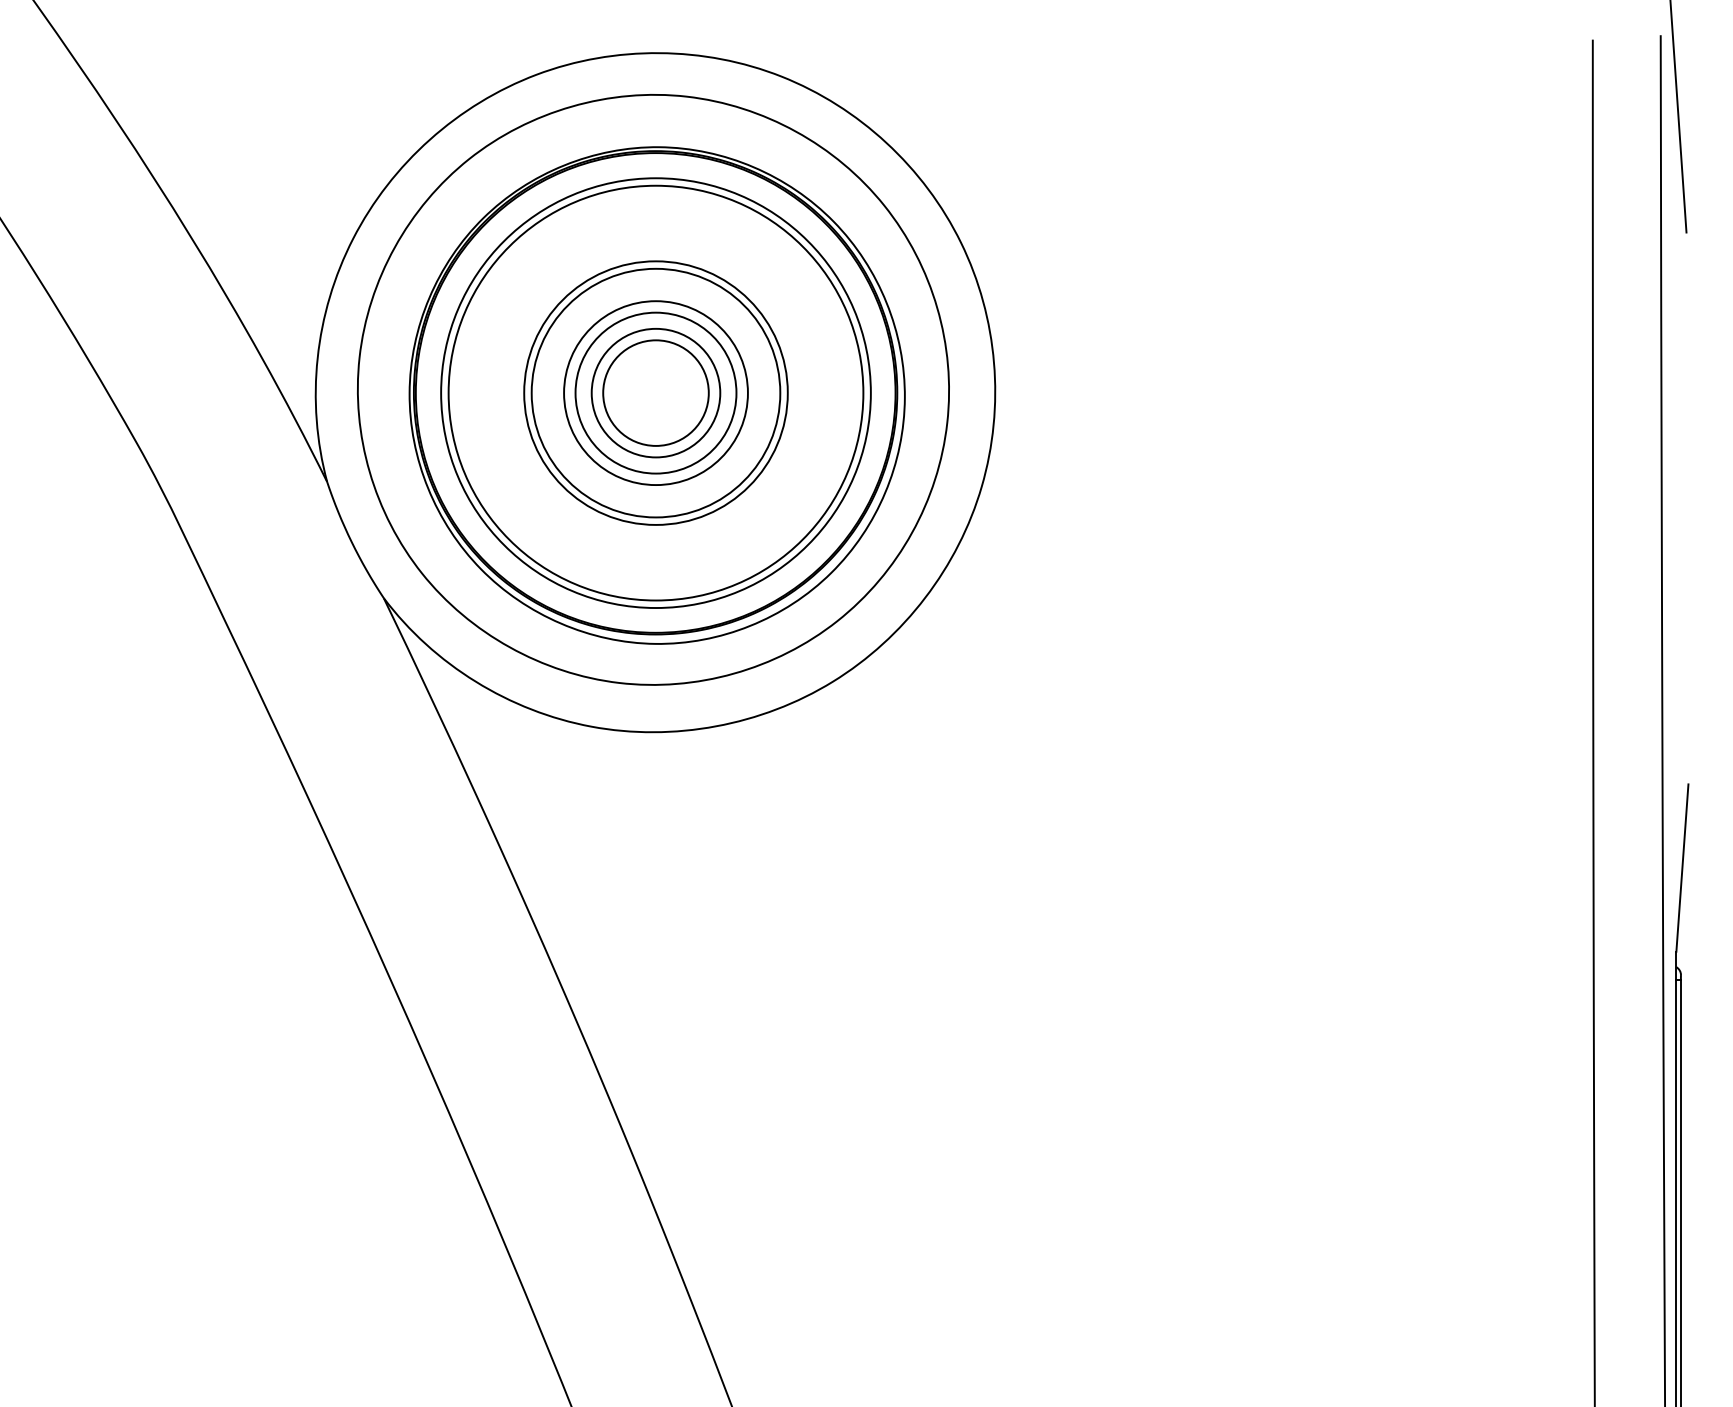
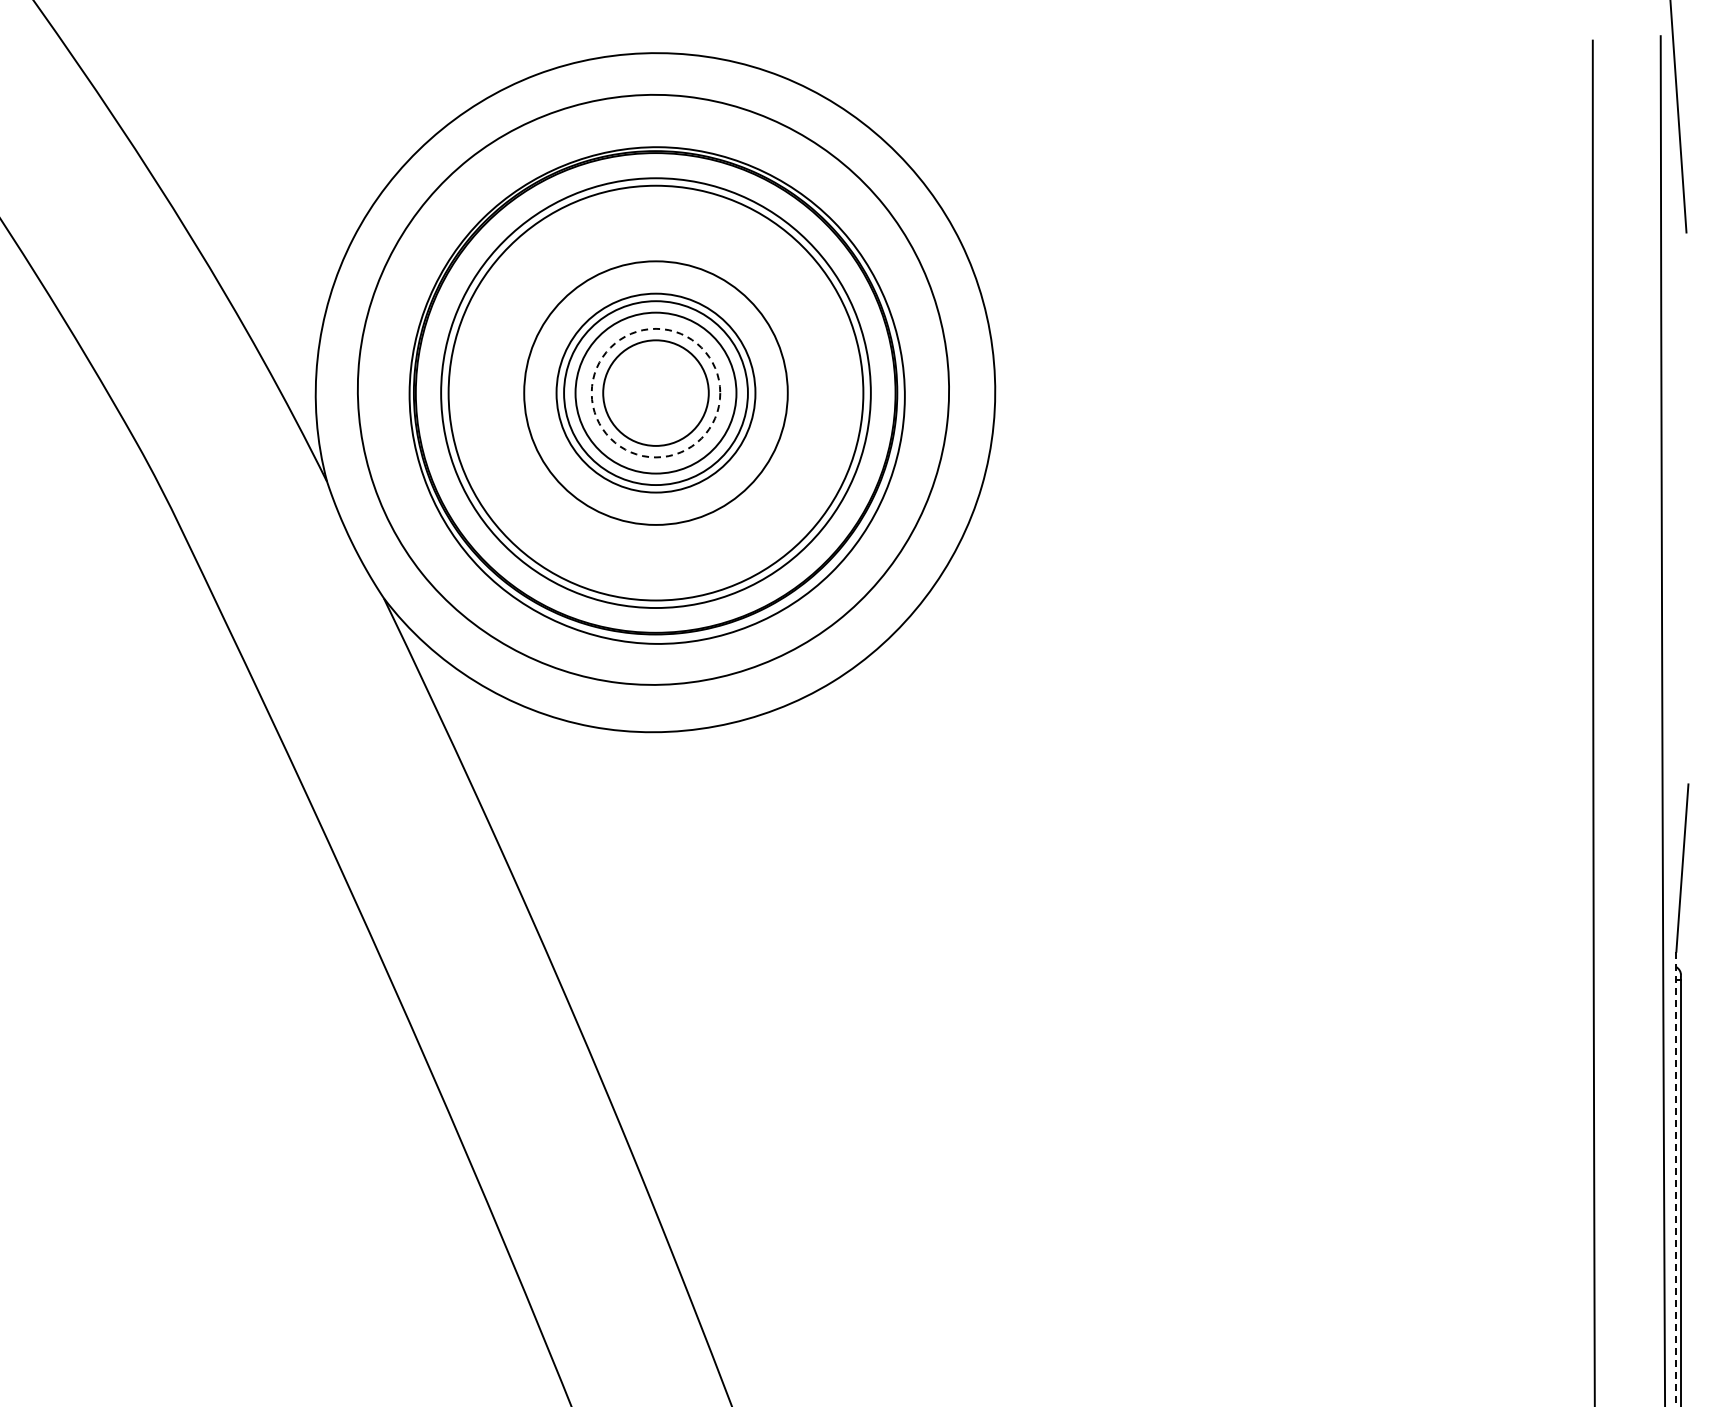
circle diameter: 249 px -> 199 px (655, 392)
circle: solid -> dashed (655, 392)
line: solid -> dashed (1676, 1179)
